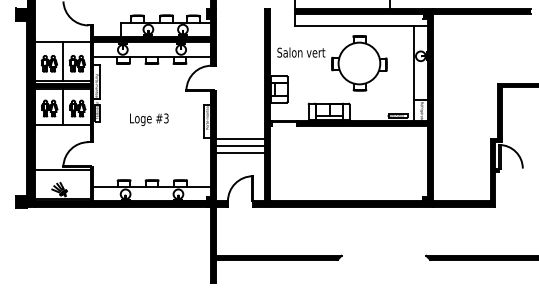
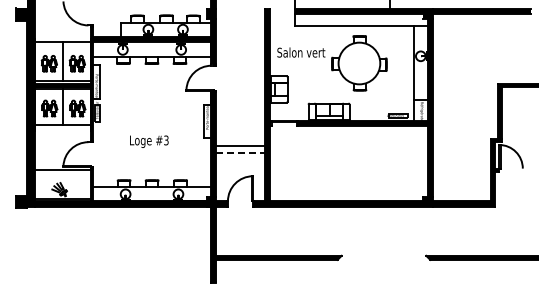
text position: (149, 119) -> (149, 141) (149, 141)
line: present -> none (240, 139)
line: solid -> dashed (240, 153)
